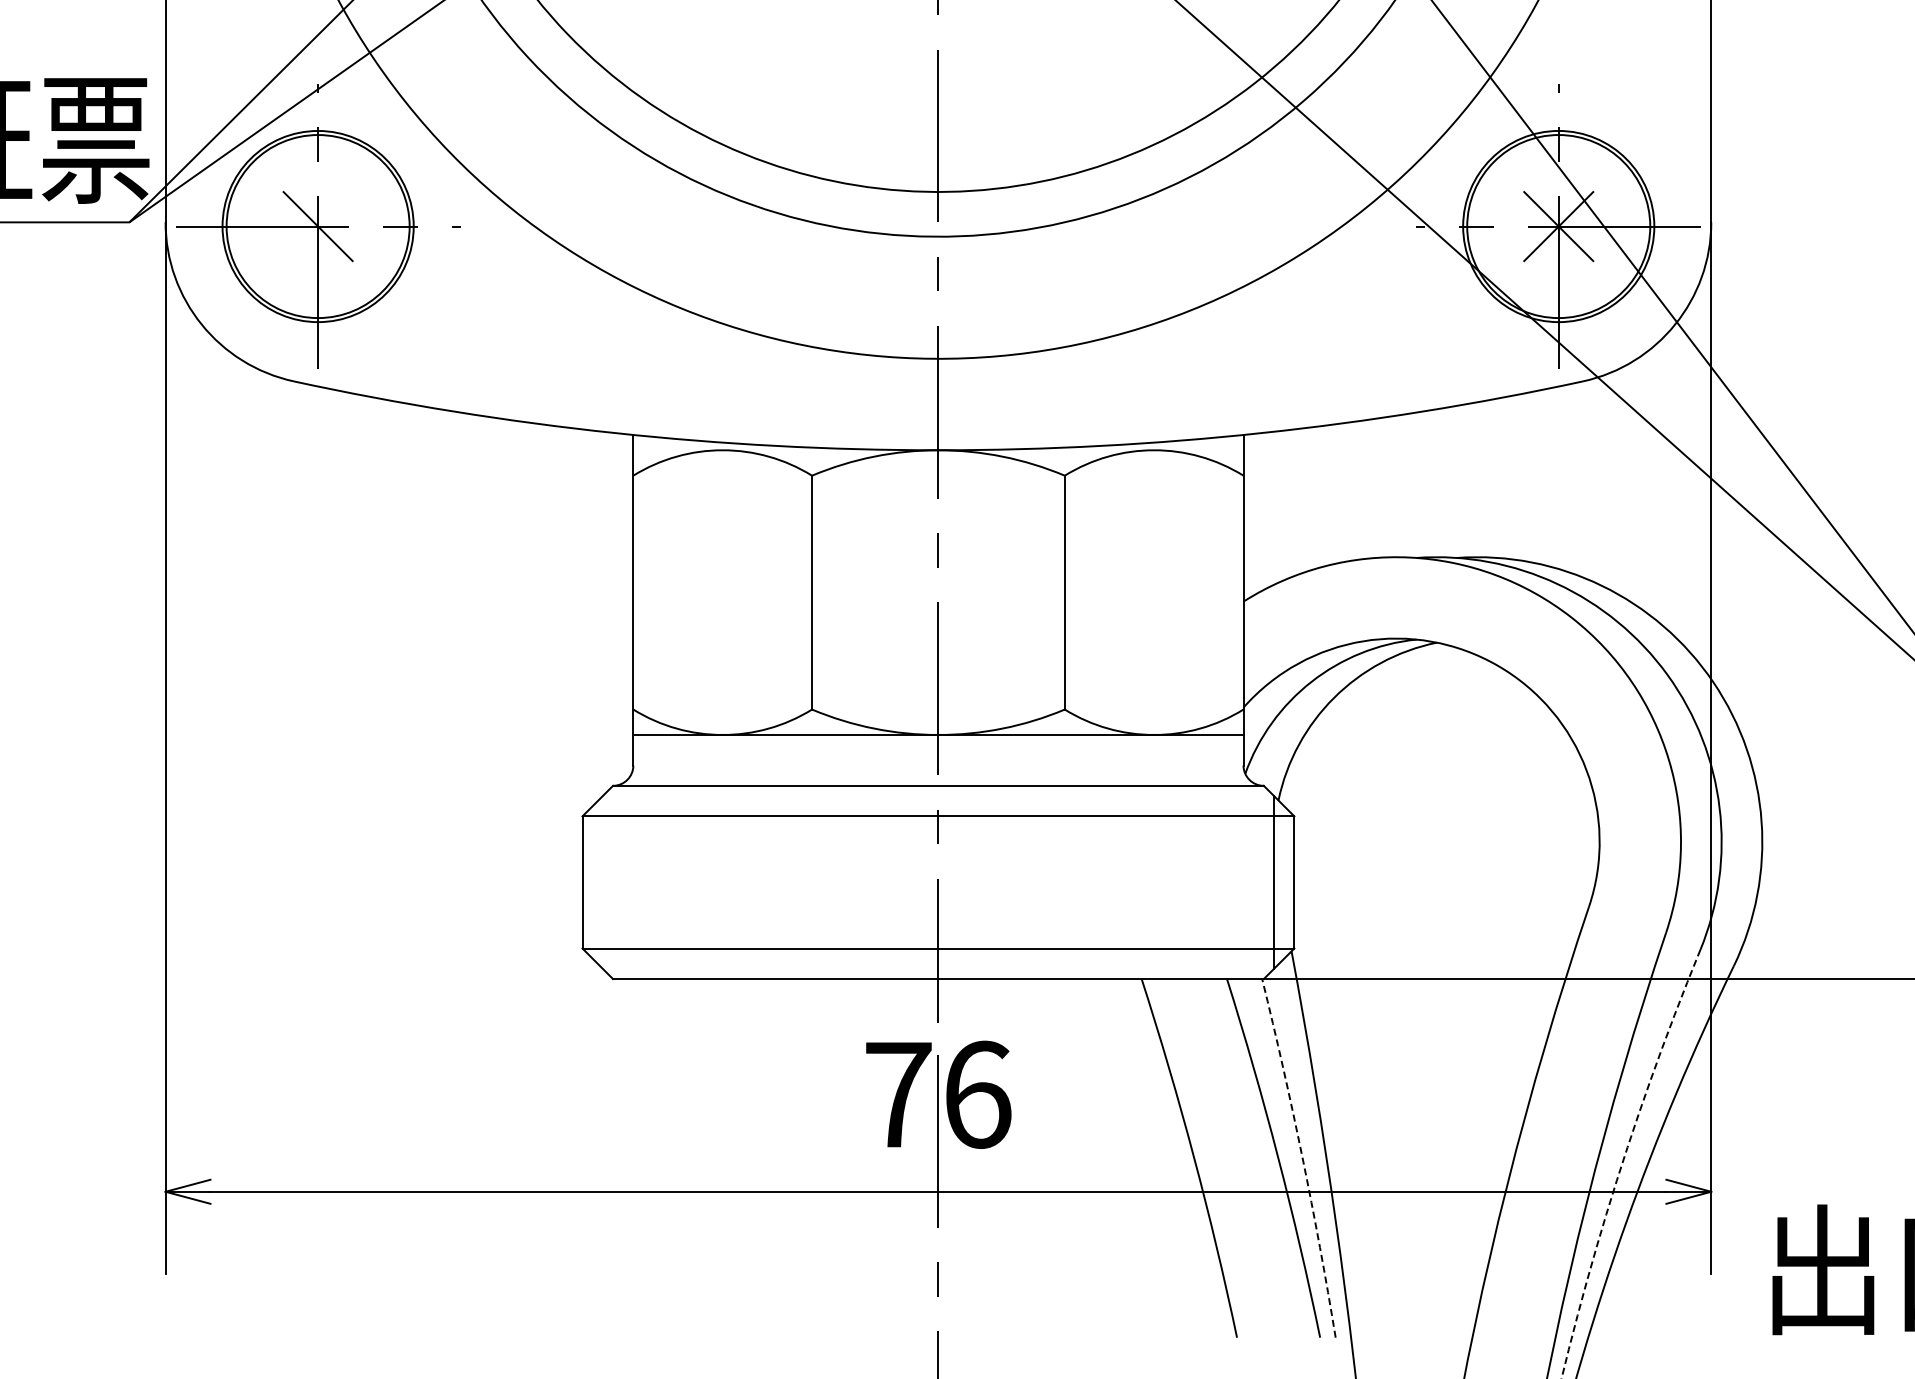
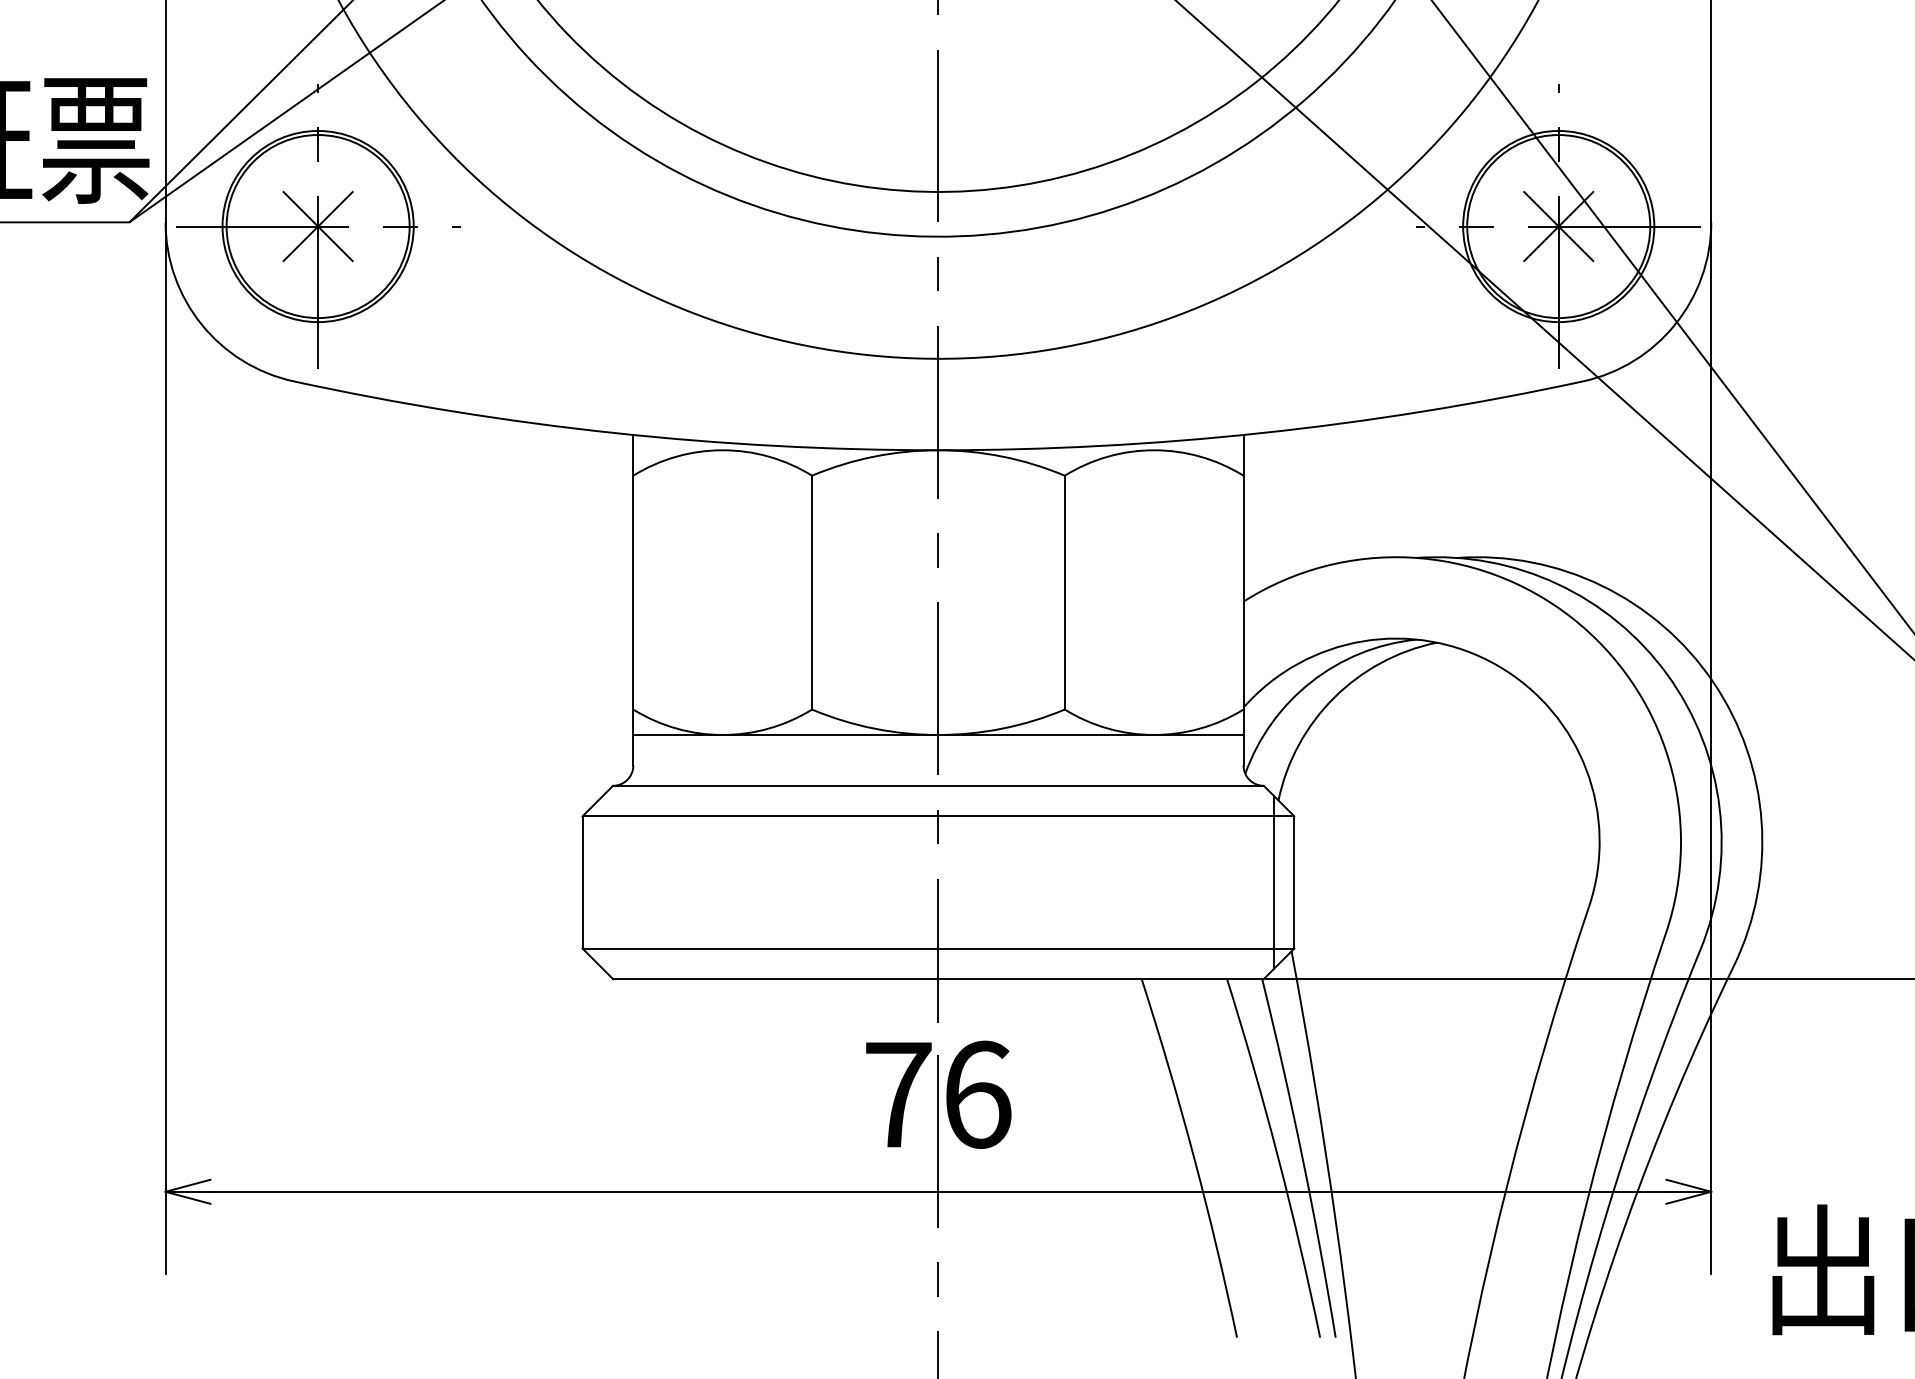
line: none -> present (317, 226)
arc: dashed -> solid (1302, 1157)
arc: dashed -> solid (1622, 1162)
